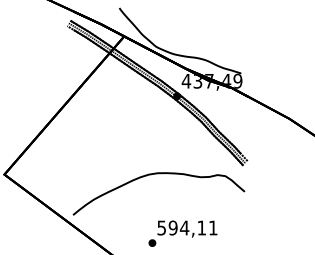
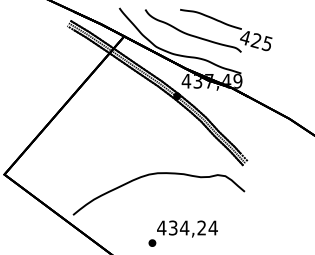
part: none -> present (205, 38)
text: 594,11 -> 434,24 (187, 227)
